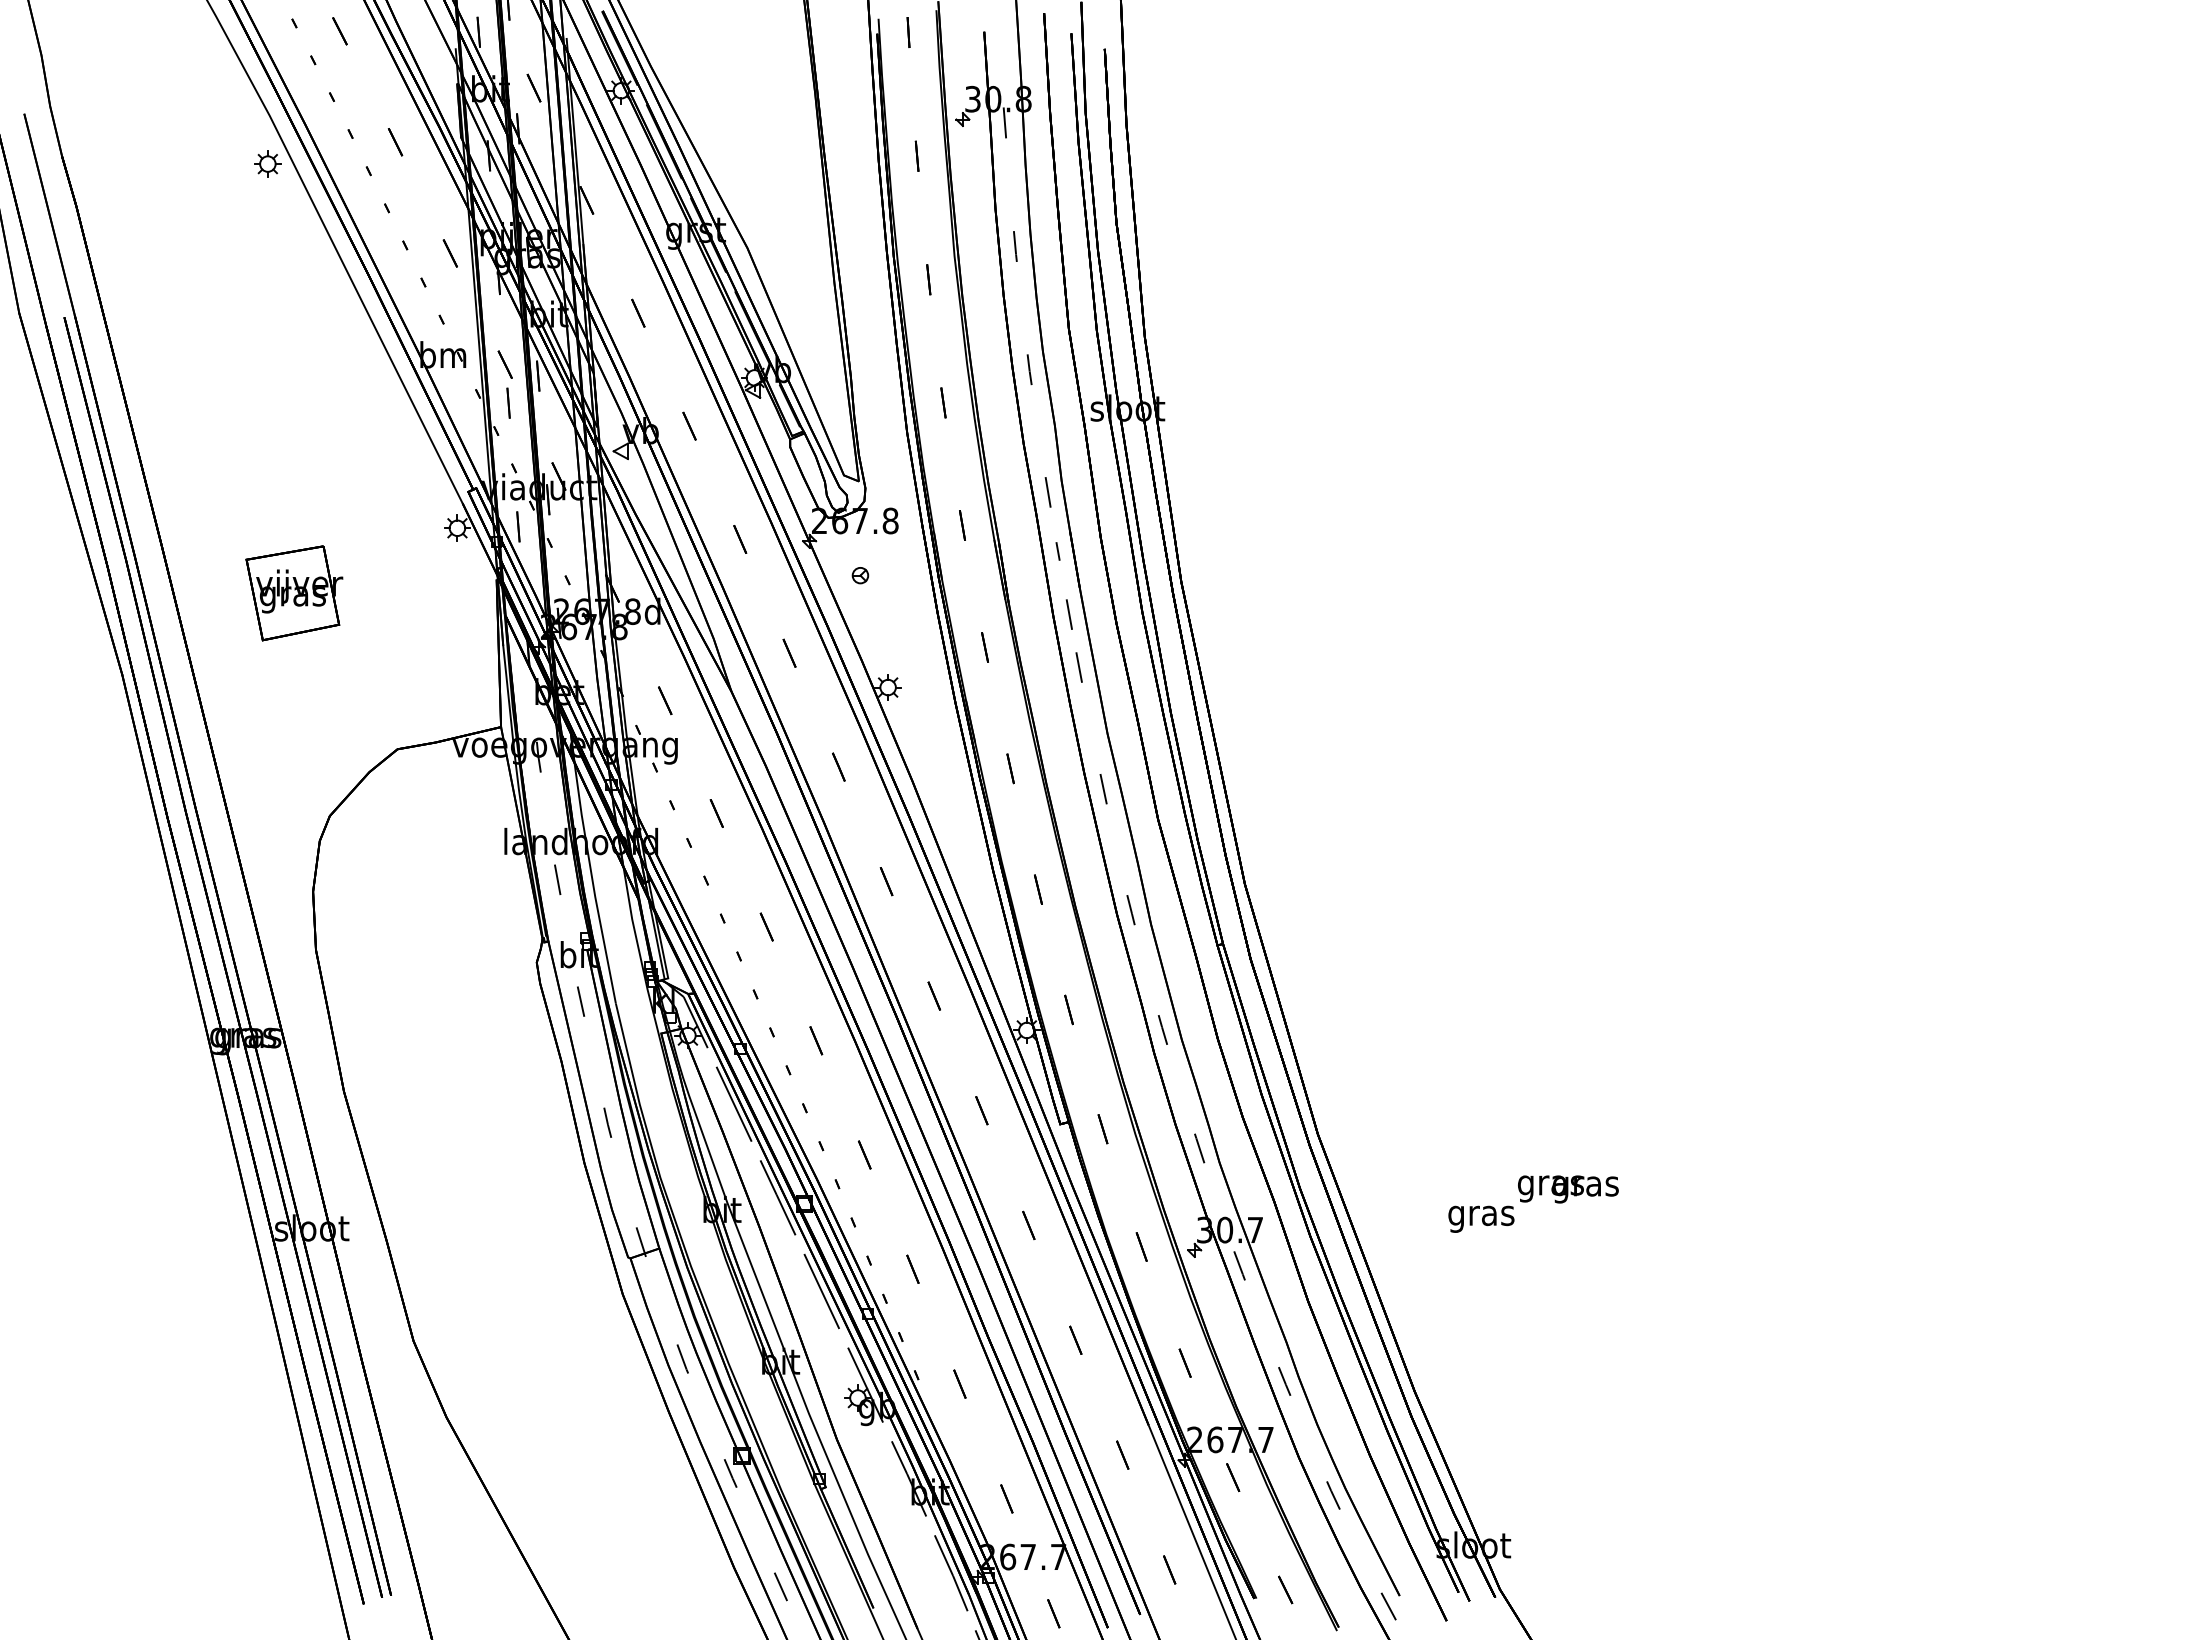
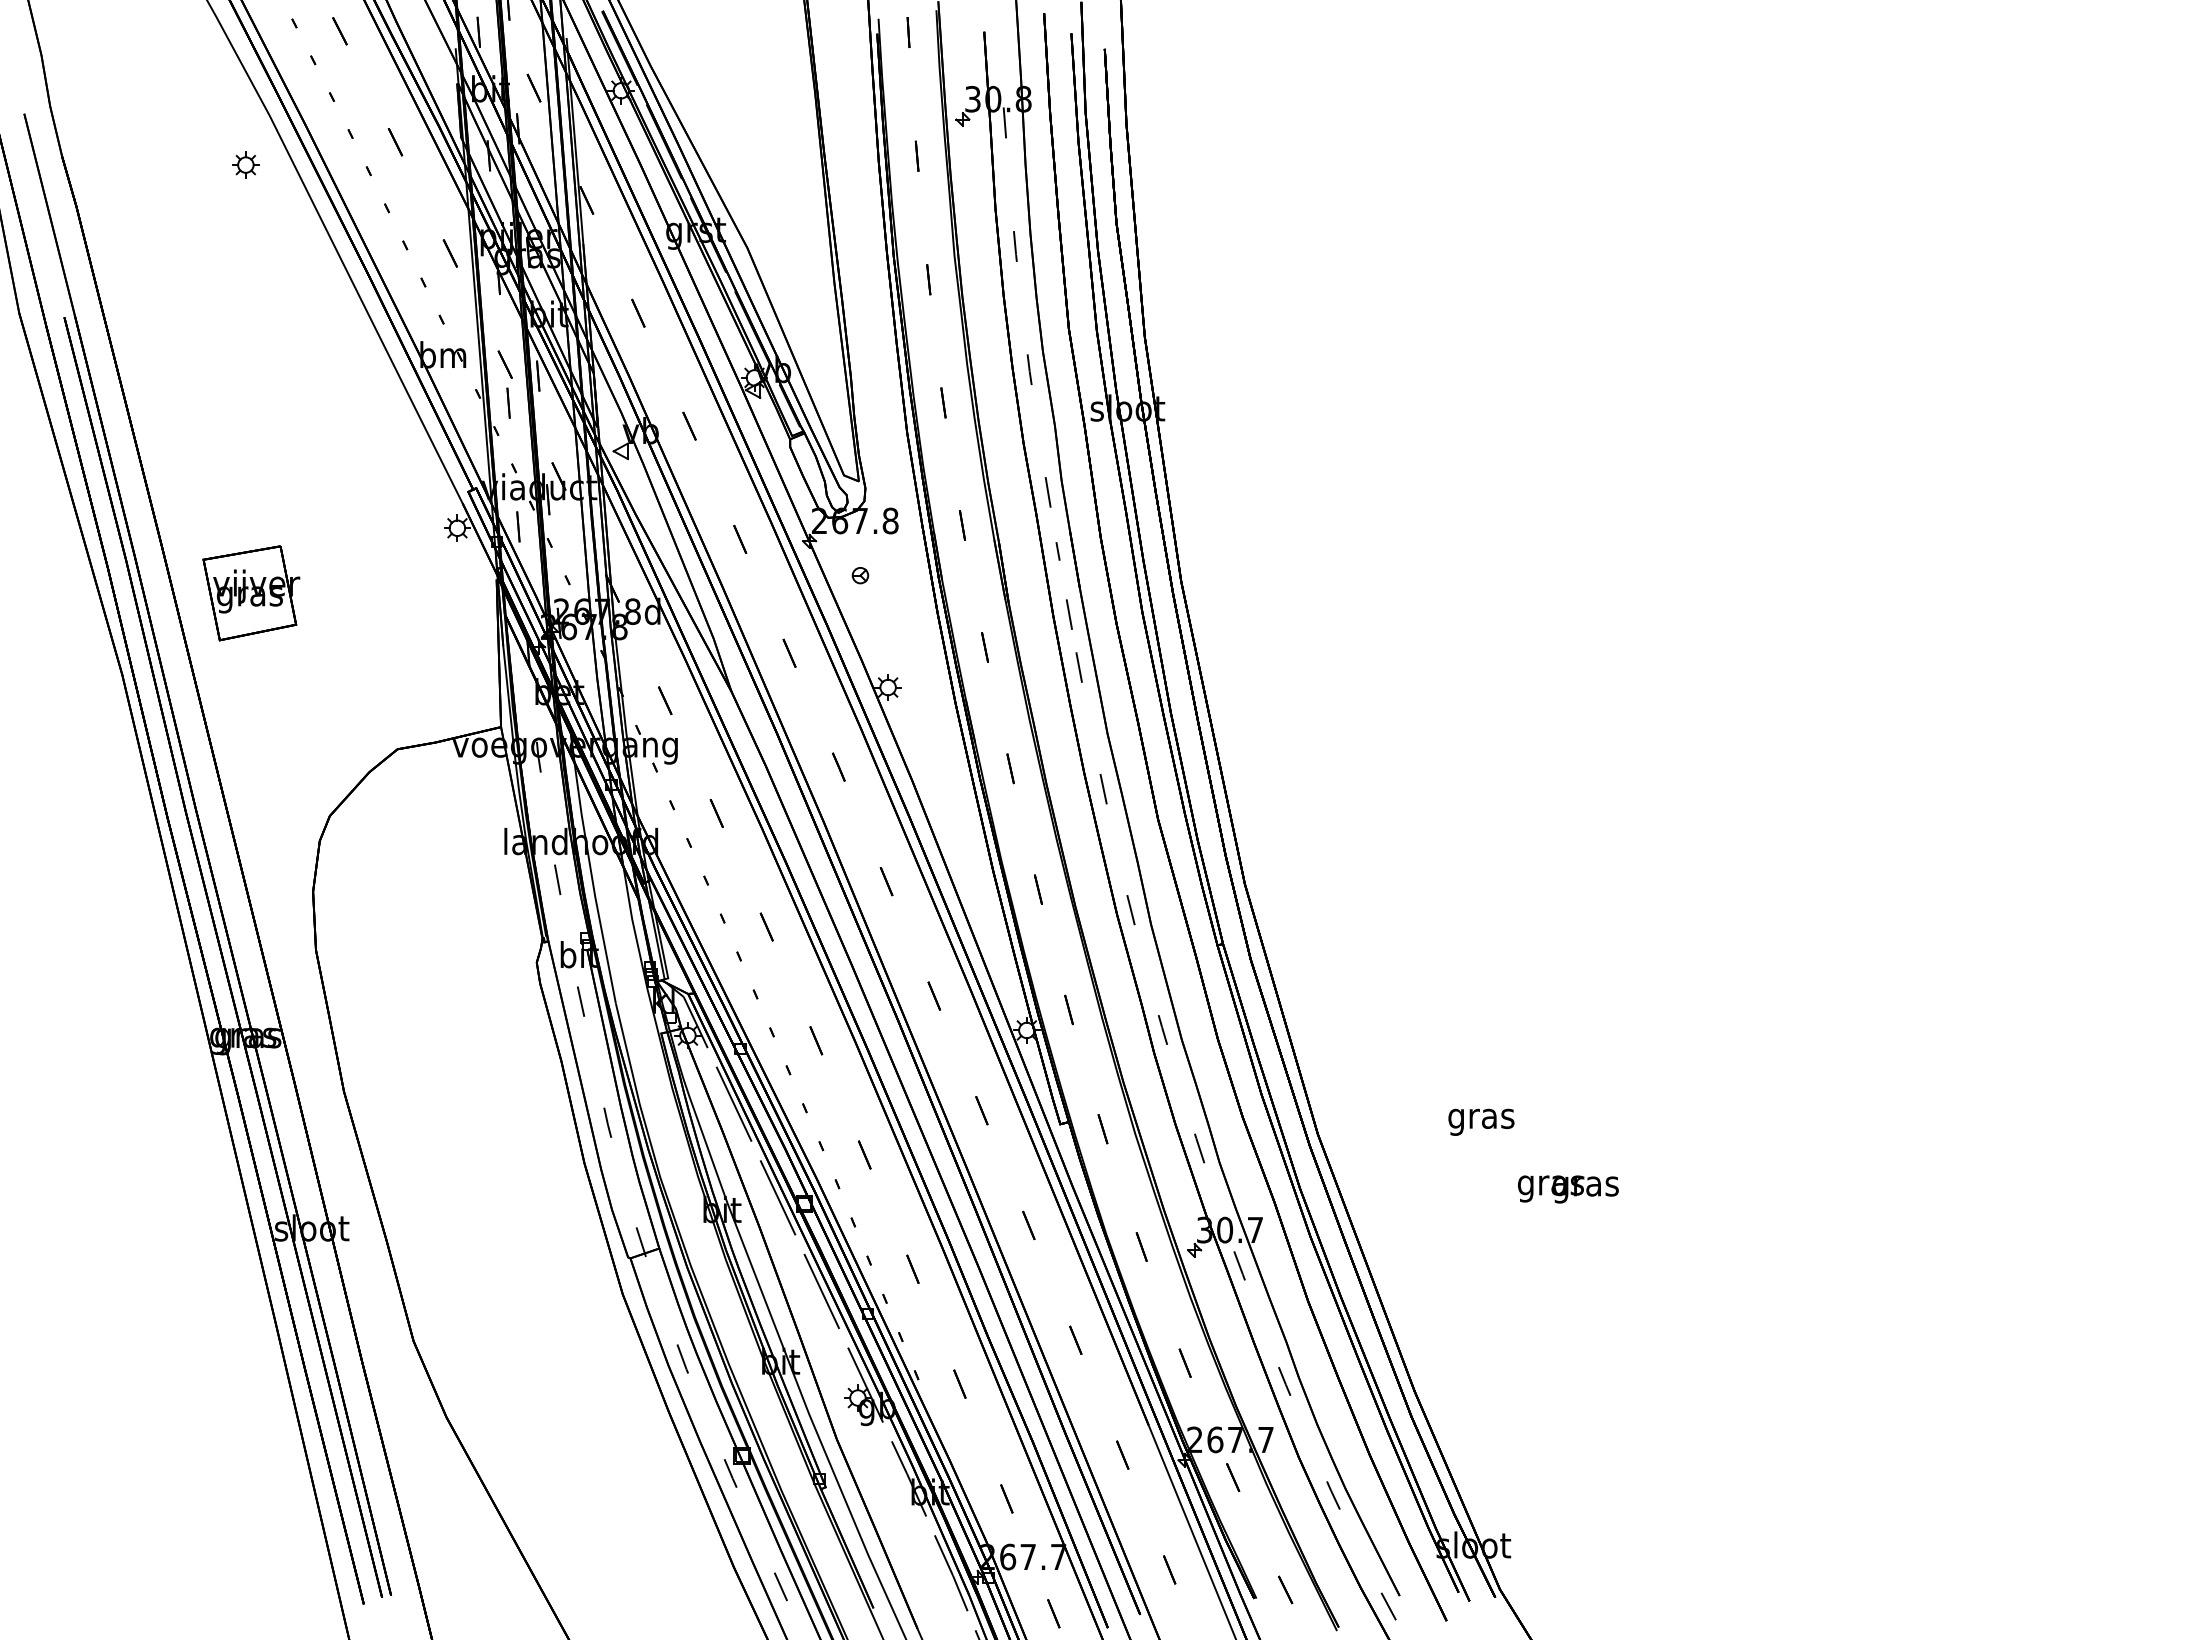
part position: (267, 163) -> (245, 164) (245, 164)
part position: (294, 593) -> (251, 593) (251, 593)
text position: (1481, 1218) -> (1481, 1121) (1481, 1121)
